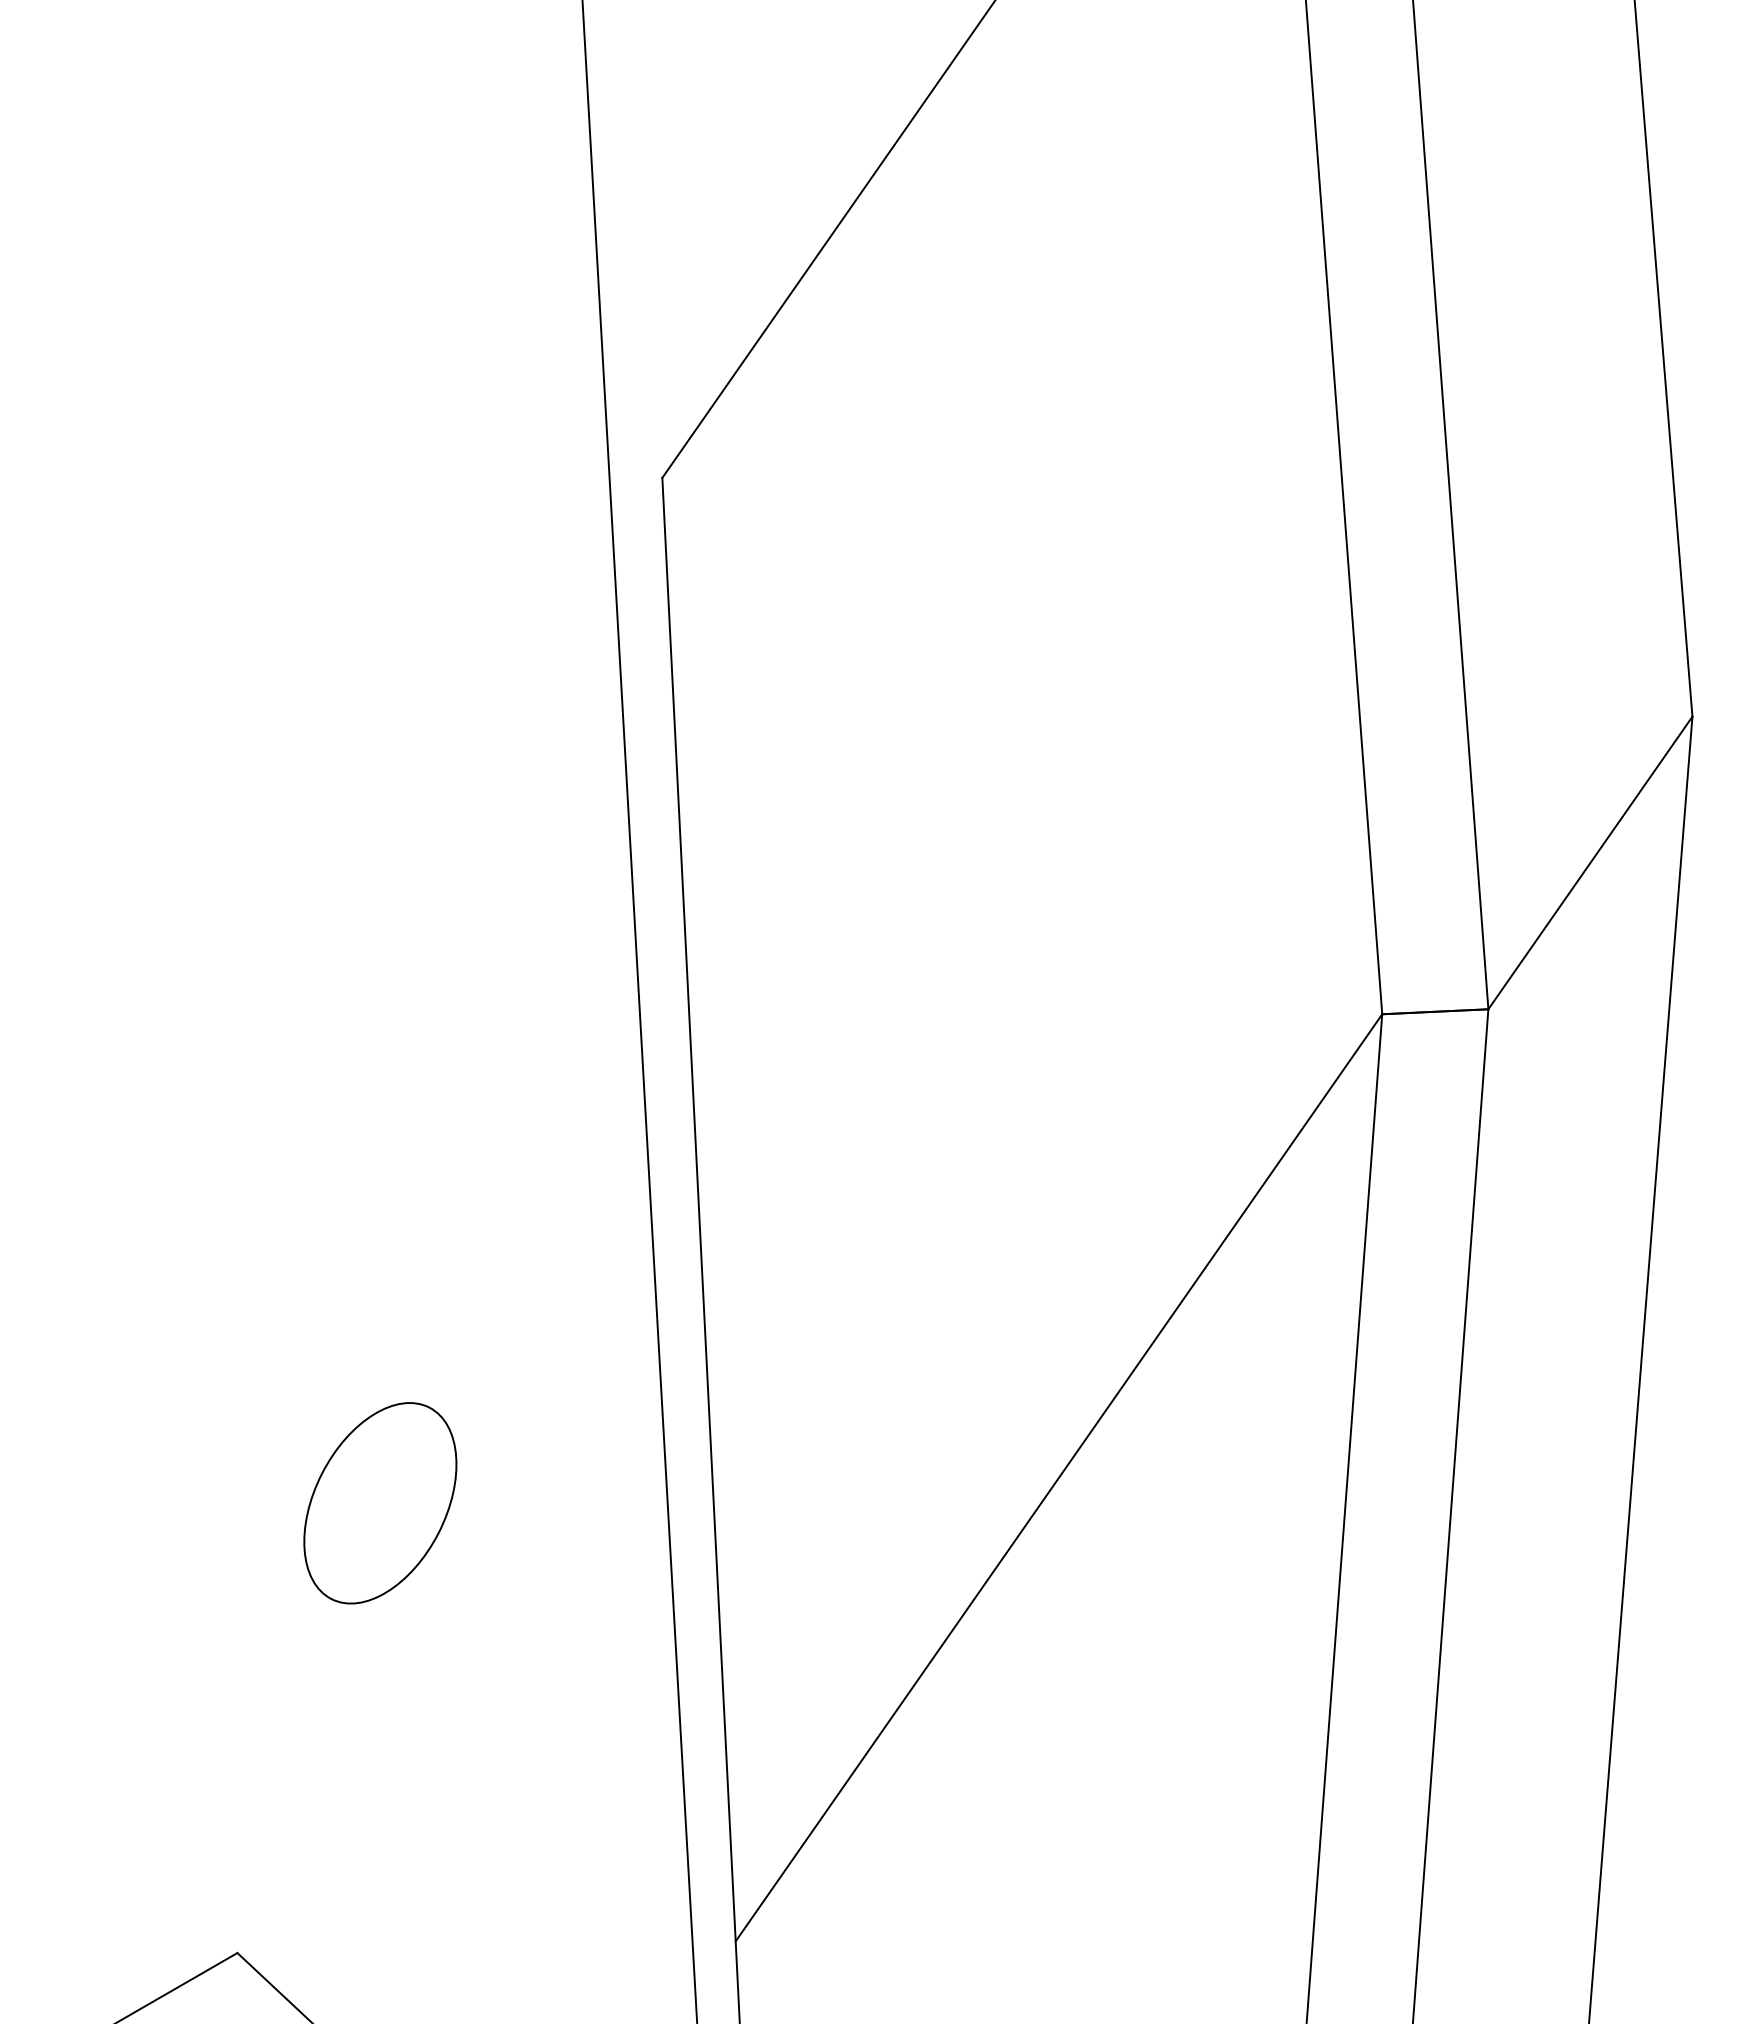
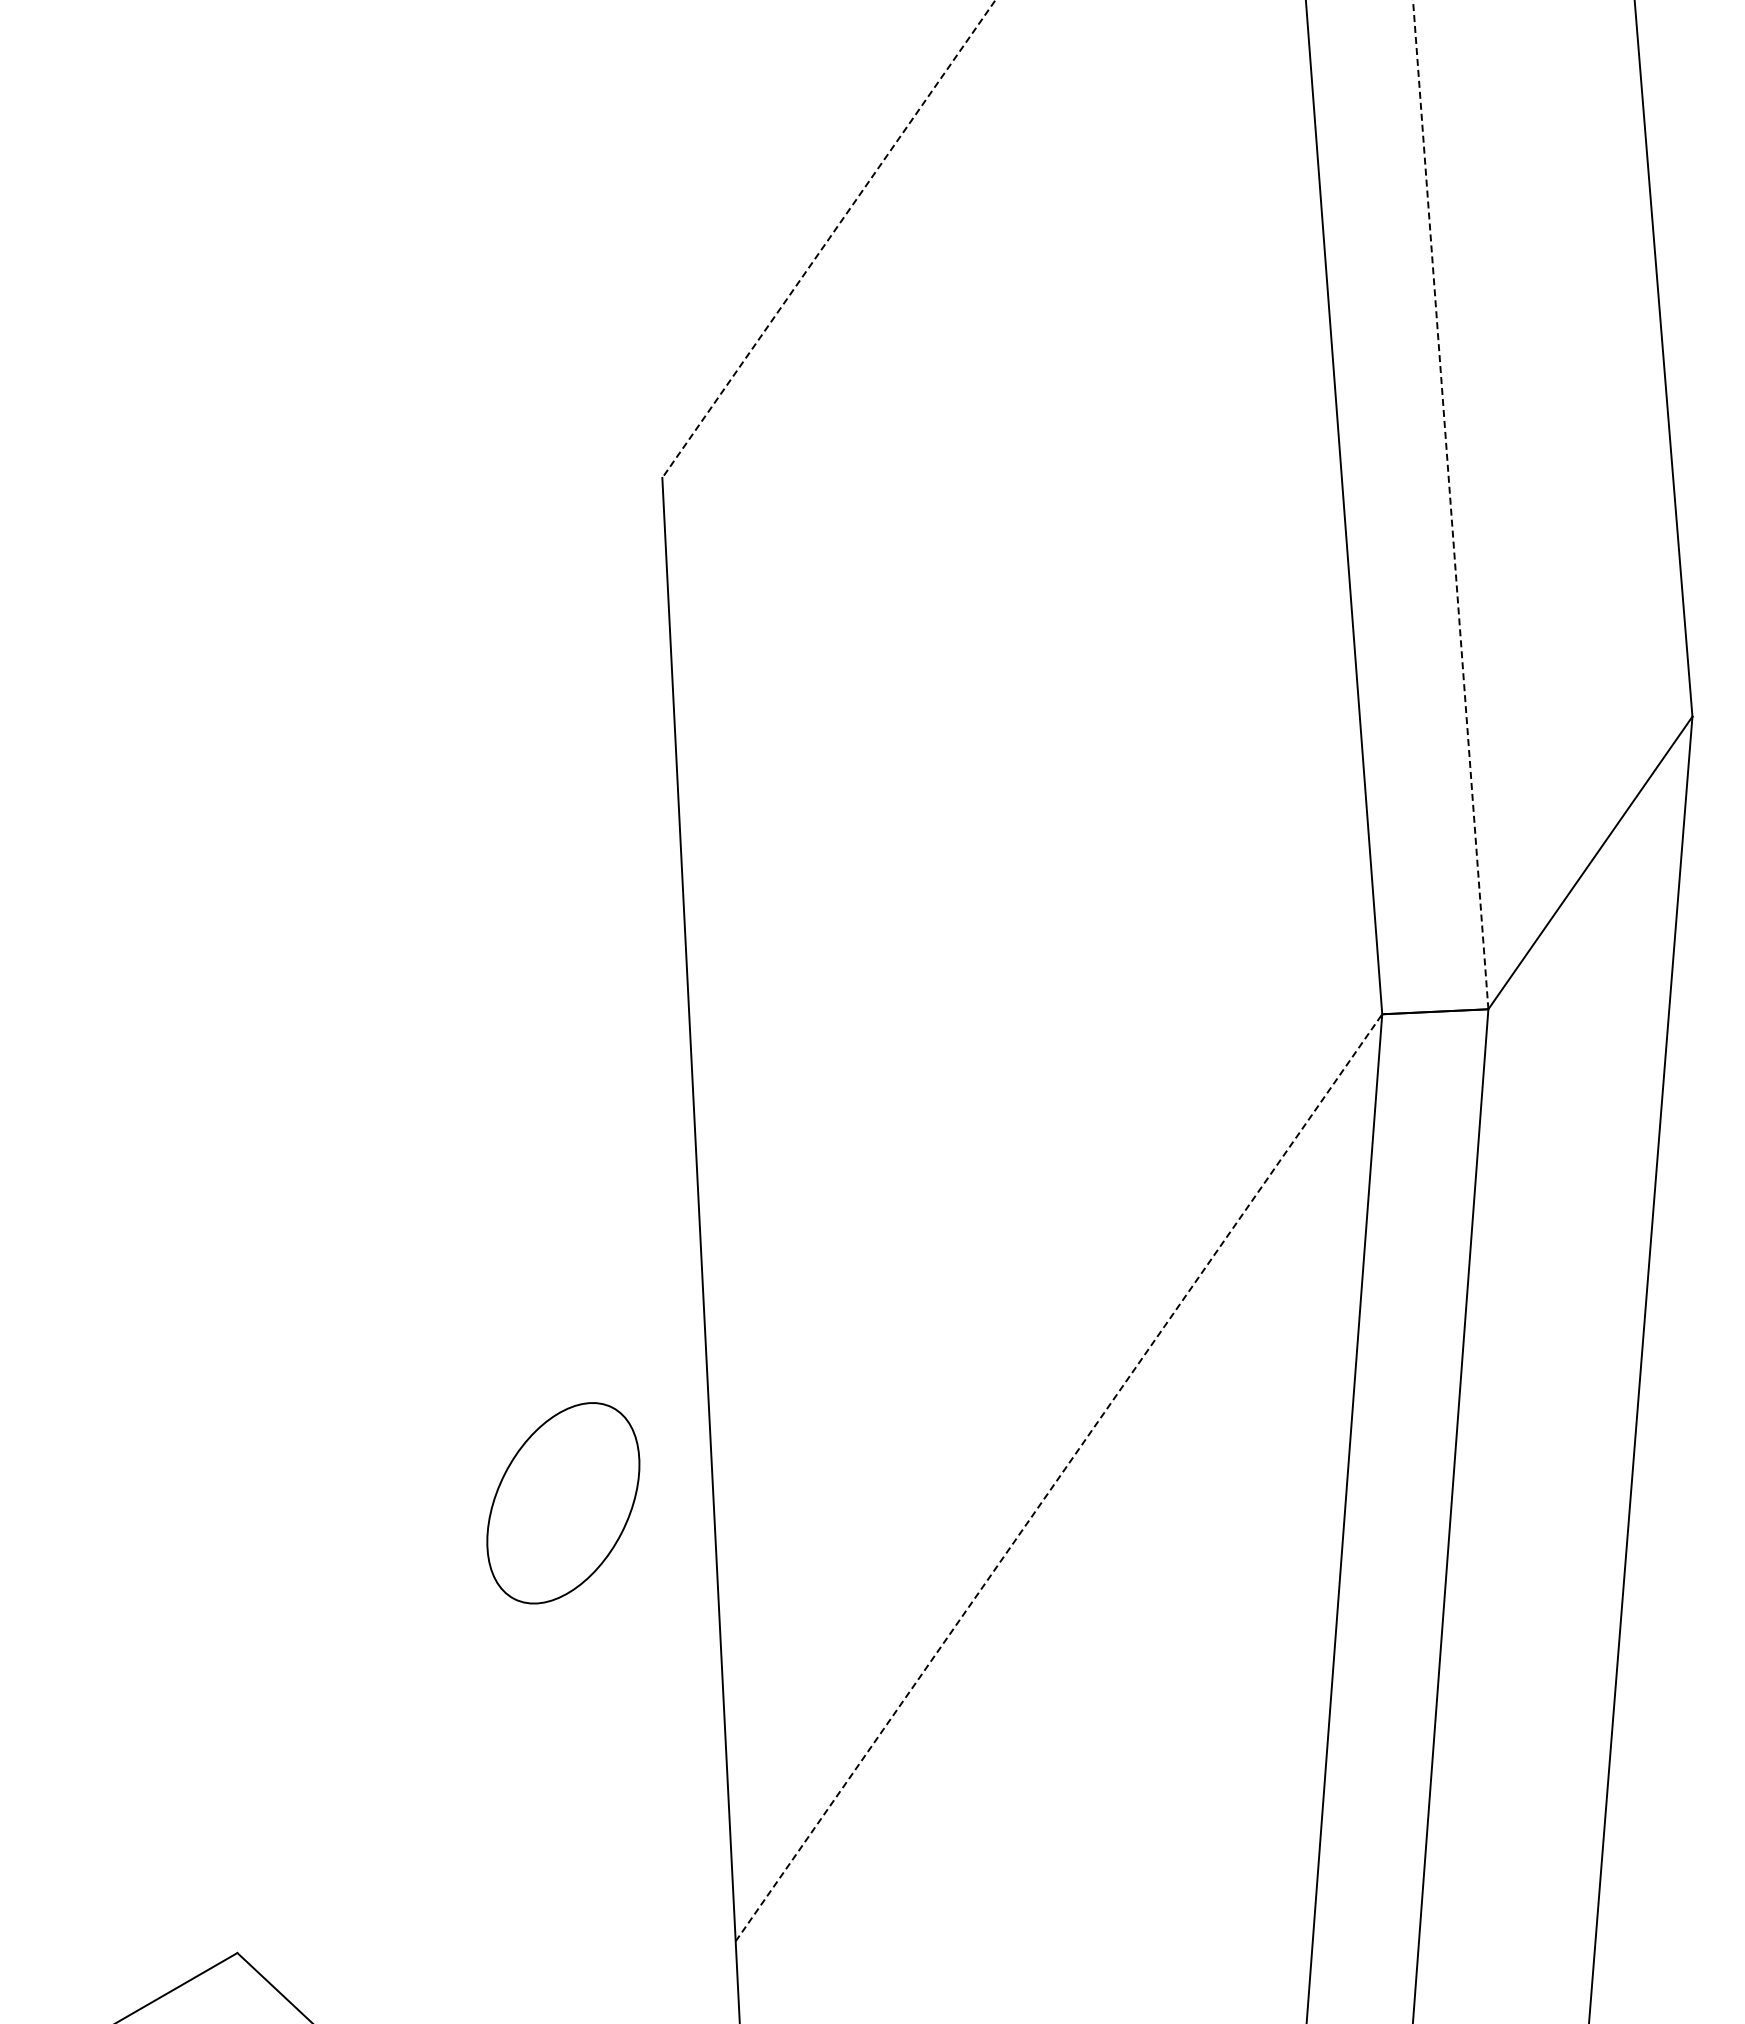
line: solid -> dashed (828, 239)
line: solid -> dashed (1450, 504)
line: present -> none (639, 1011)
line: solid -> dashed (1059, 1477)
part position: (380, 1503) -> (563, 1503) (563, 1503)
